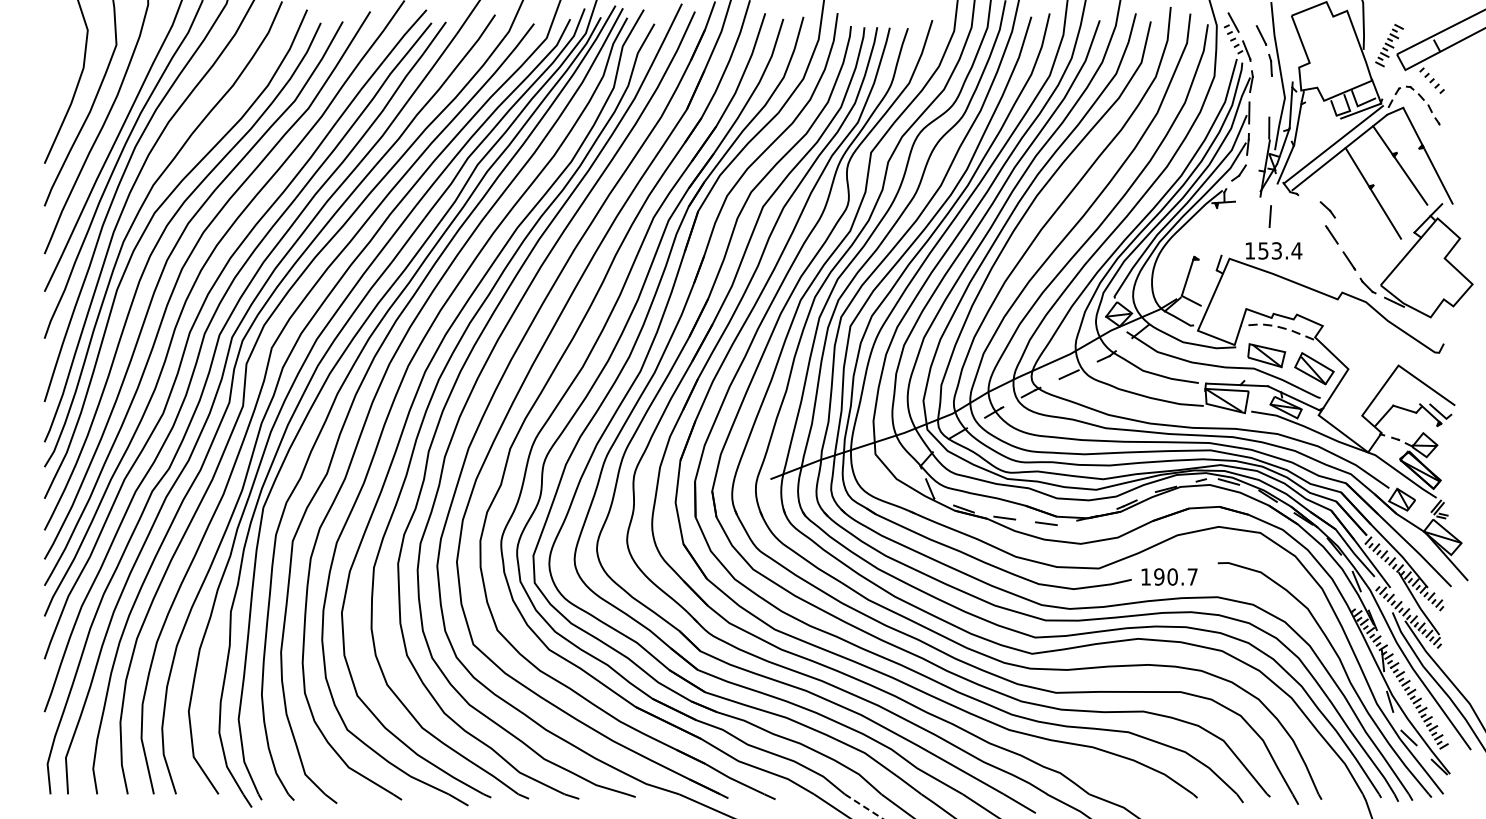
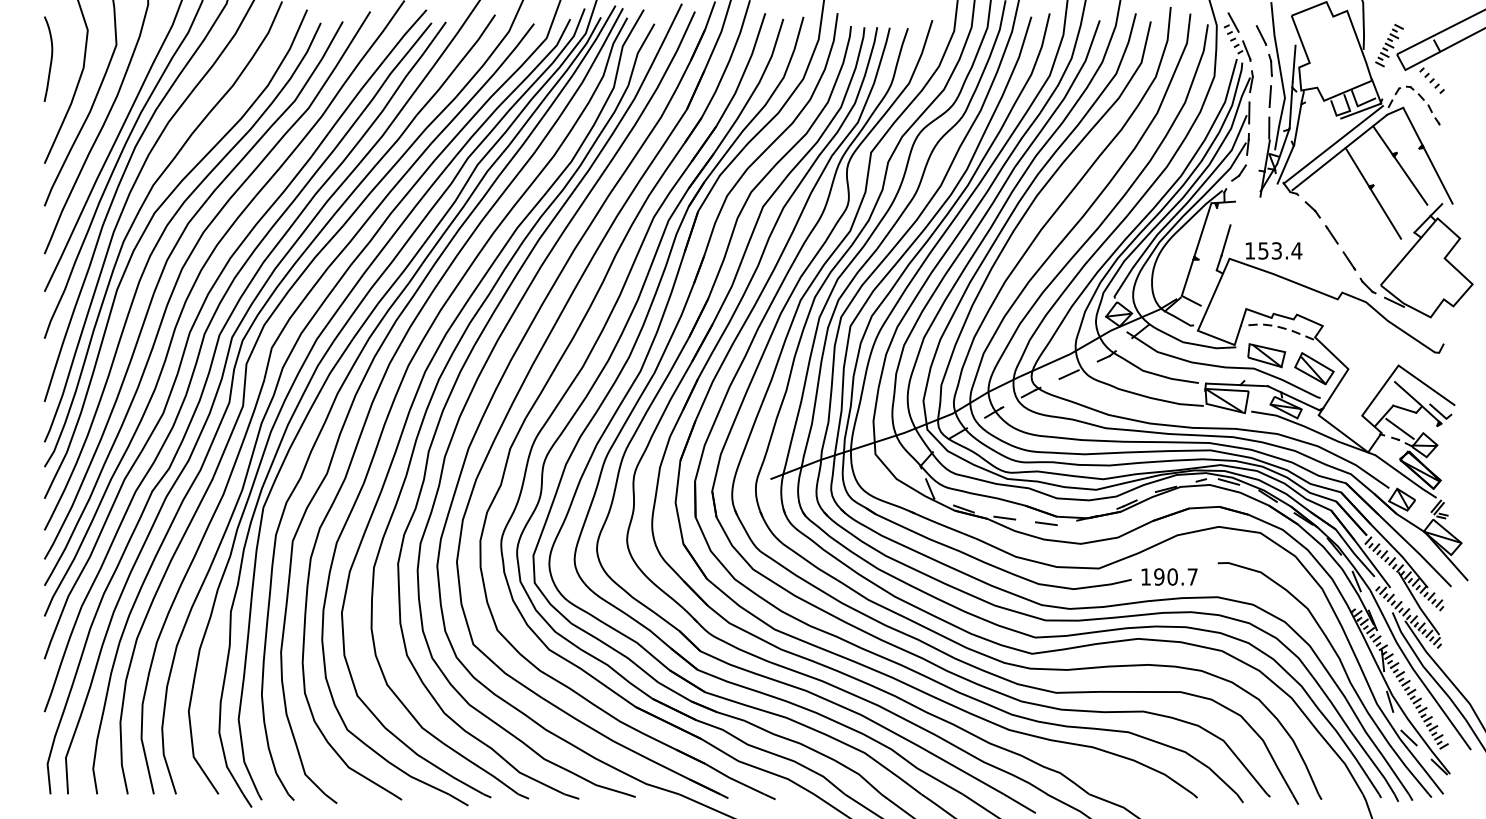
curve: none -> present (50, 58)
line: none -> present (1293, 63)
part position: (1327, 209) -> (1312, 209) (1312, 209)
line position: (1269, 216) -> (1269, 96) (1269, 96)
line: none -> present (1202, 229)
line: none -> present (1225, 240)
line: none -> present (1406, 392)
line: none -> present (1399, 428)
line: dashed -> solid (863, 806)
